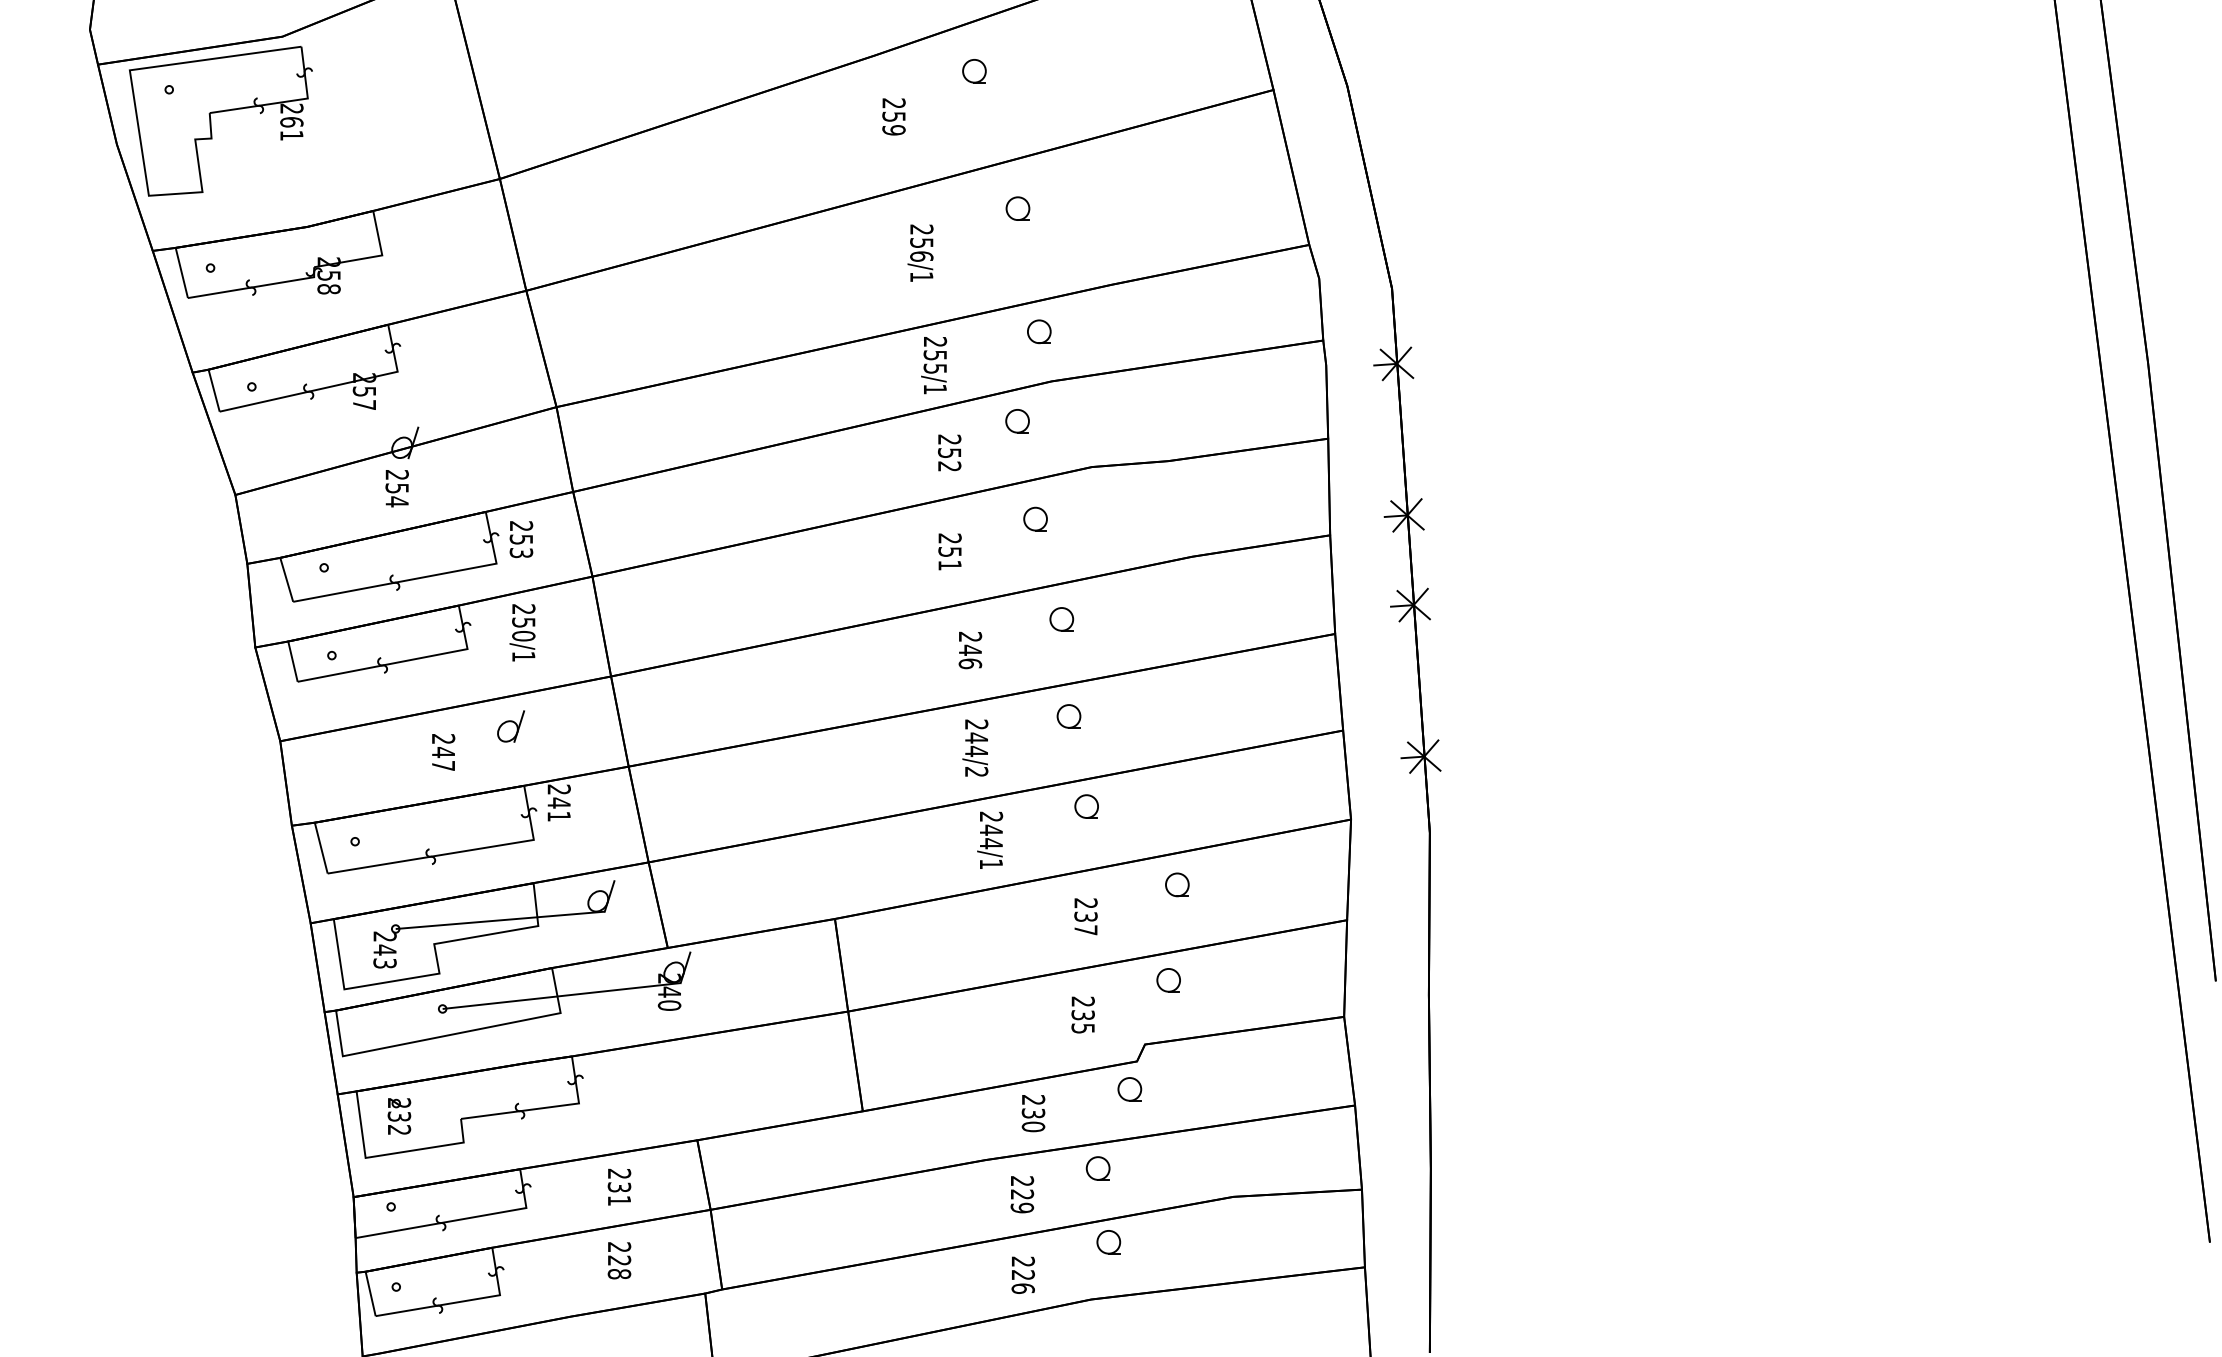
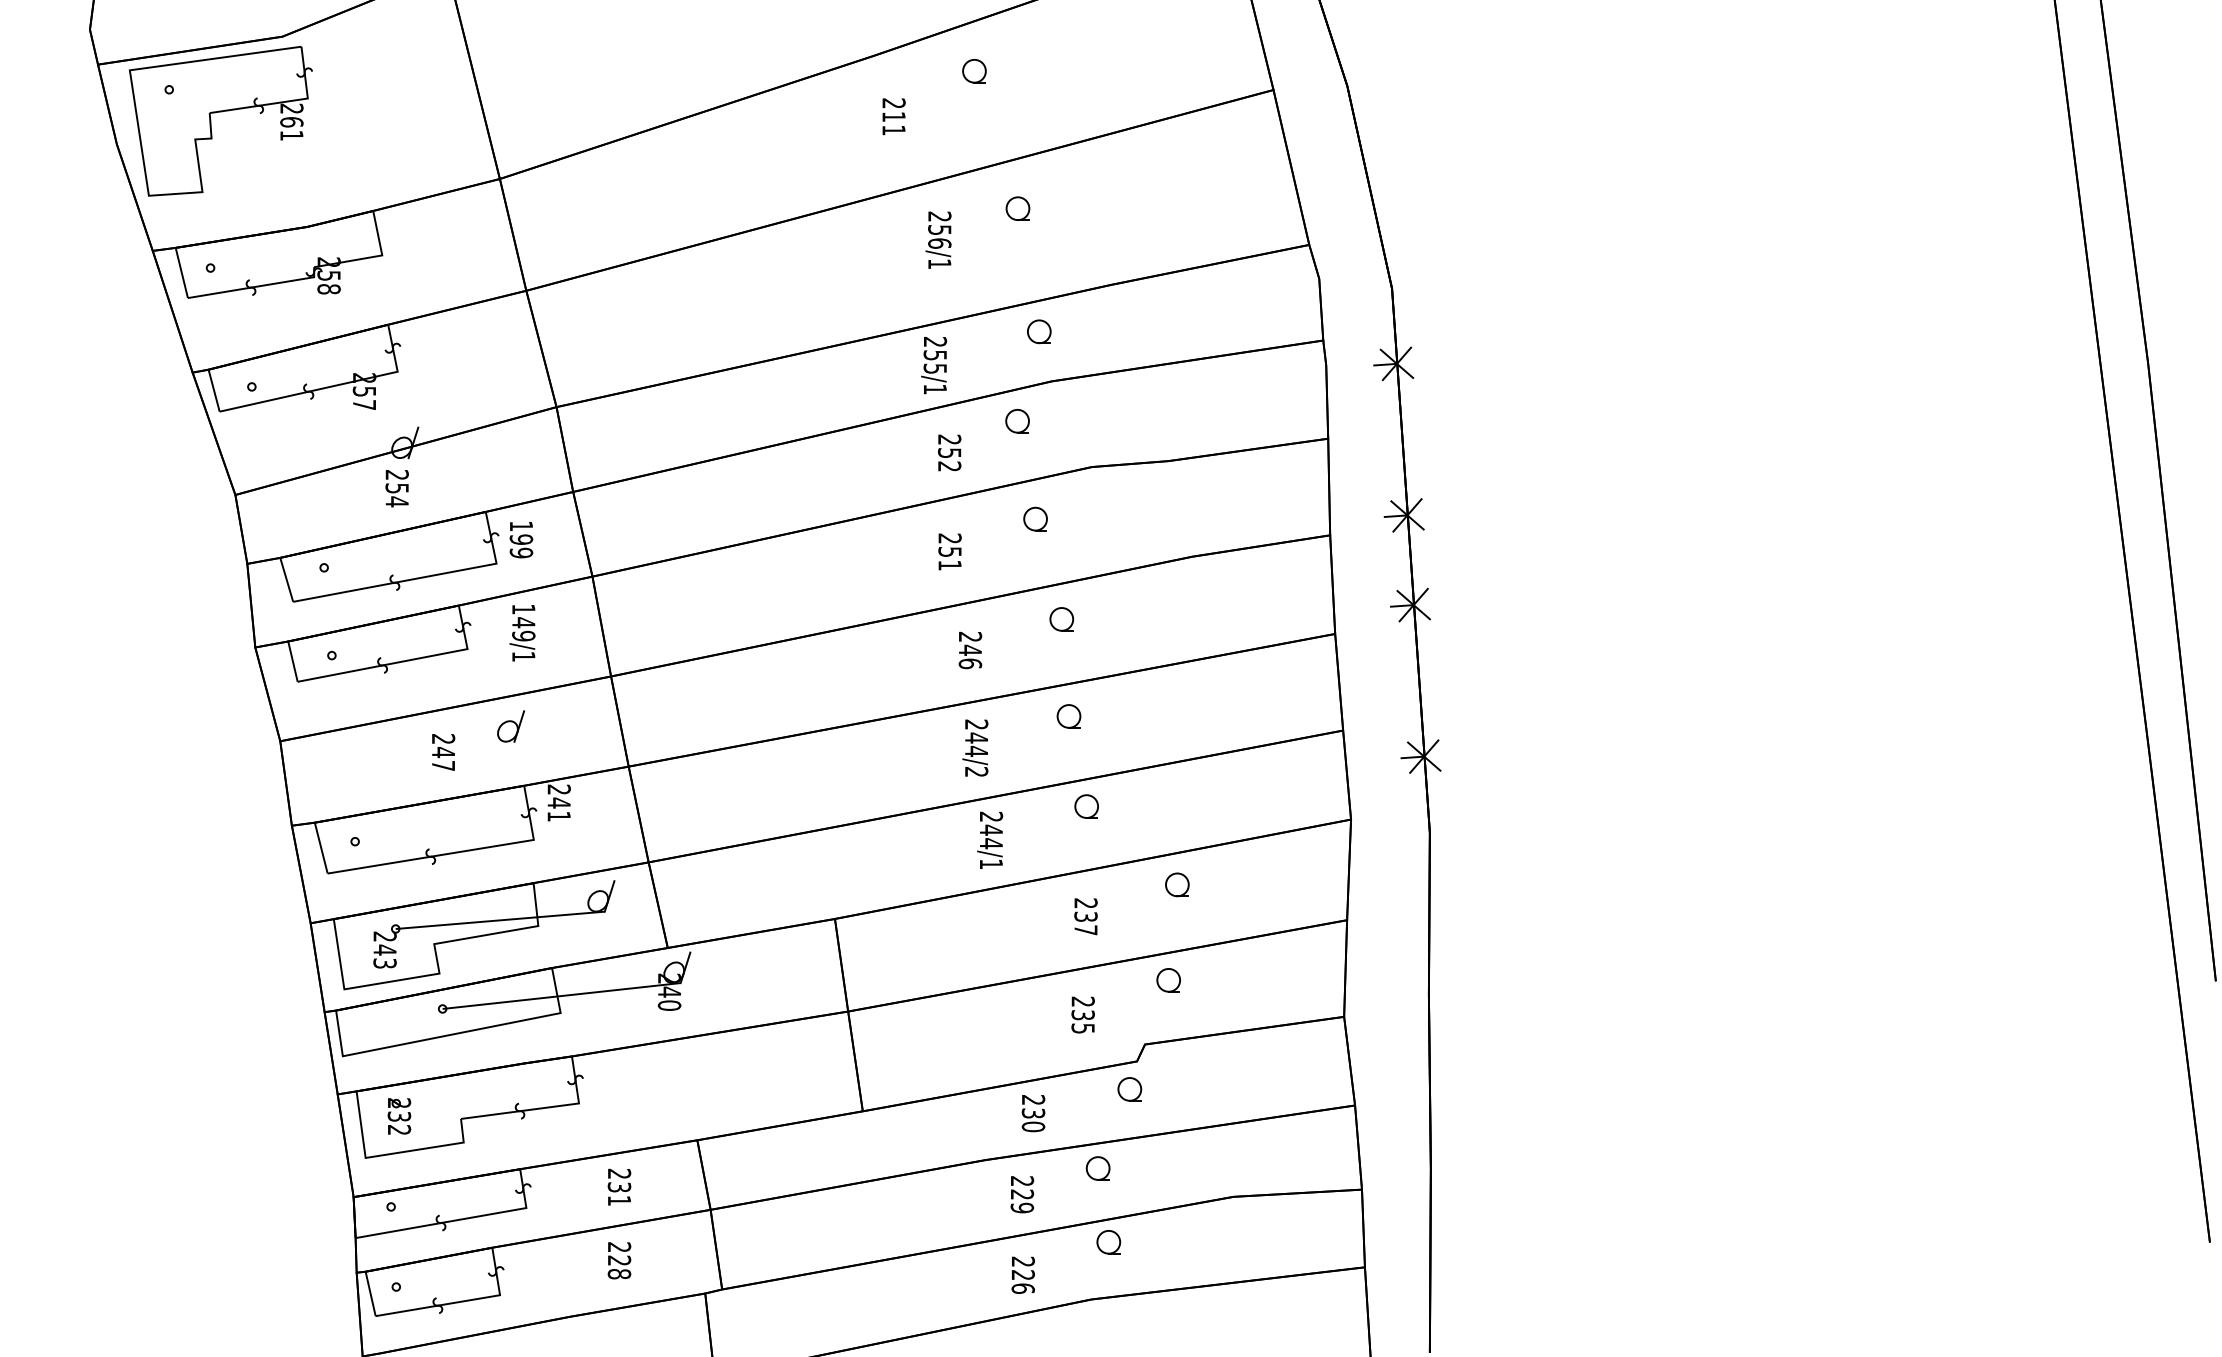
text: 259 -> 211 (893, 123)
text position: (920, 252) -> (938, 239) (938, 239)
text: 253 -> 199 (521, 539)
text: 250/1 -> 149/1 (523, 622)
